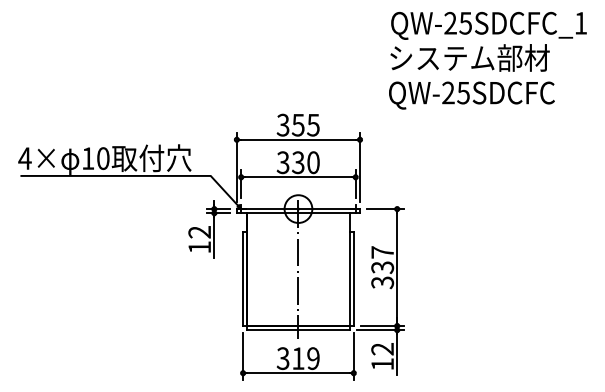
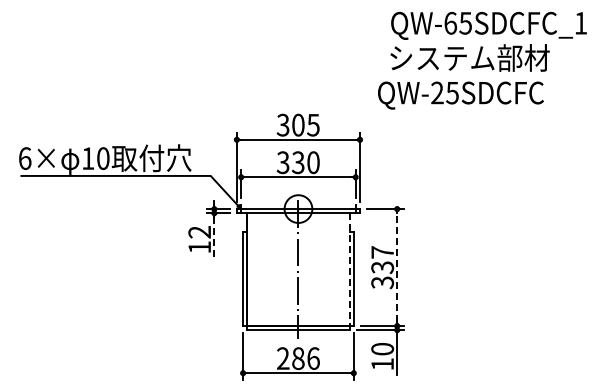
text: QW-25SDCFC_1 -> QW-65SDCFC_1 (450, 22)
text position: (471, 95) -> (460, 95) (460, 95)
text: 355 -> 305 (297, 124)
text: 4× -> 6× (24, 158)
line: solid -> dashed (214, 238)
line: solid -> dashed (397, 267)
line: solid -> dashed (349, 272)
text: 12 -> 10 (382, 349)
text: 319 -> 286 (297, 358)
